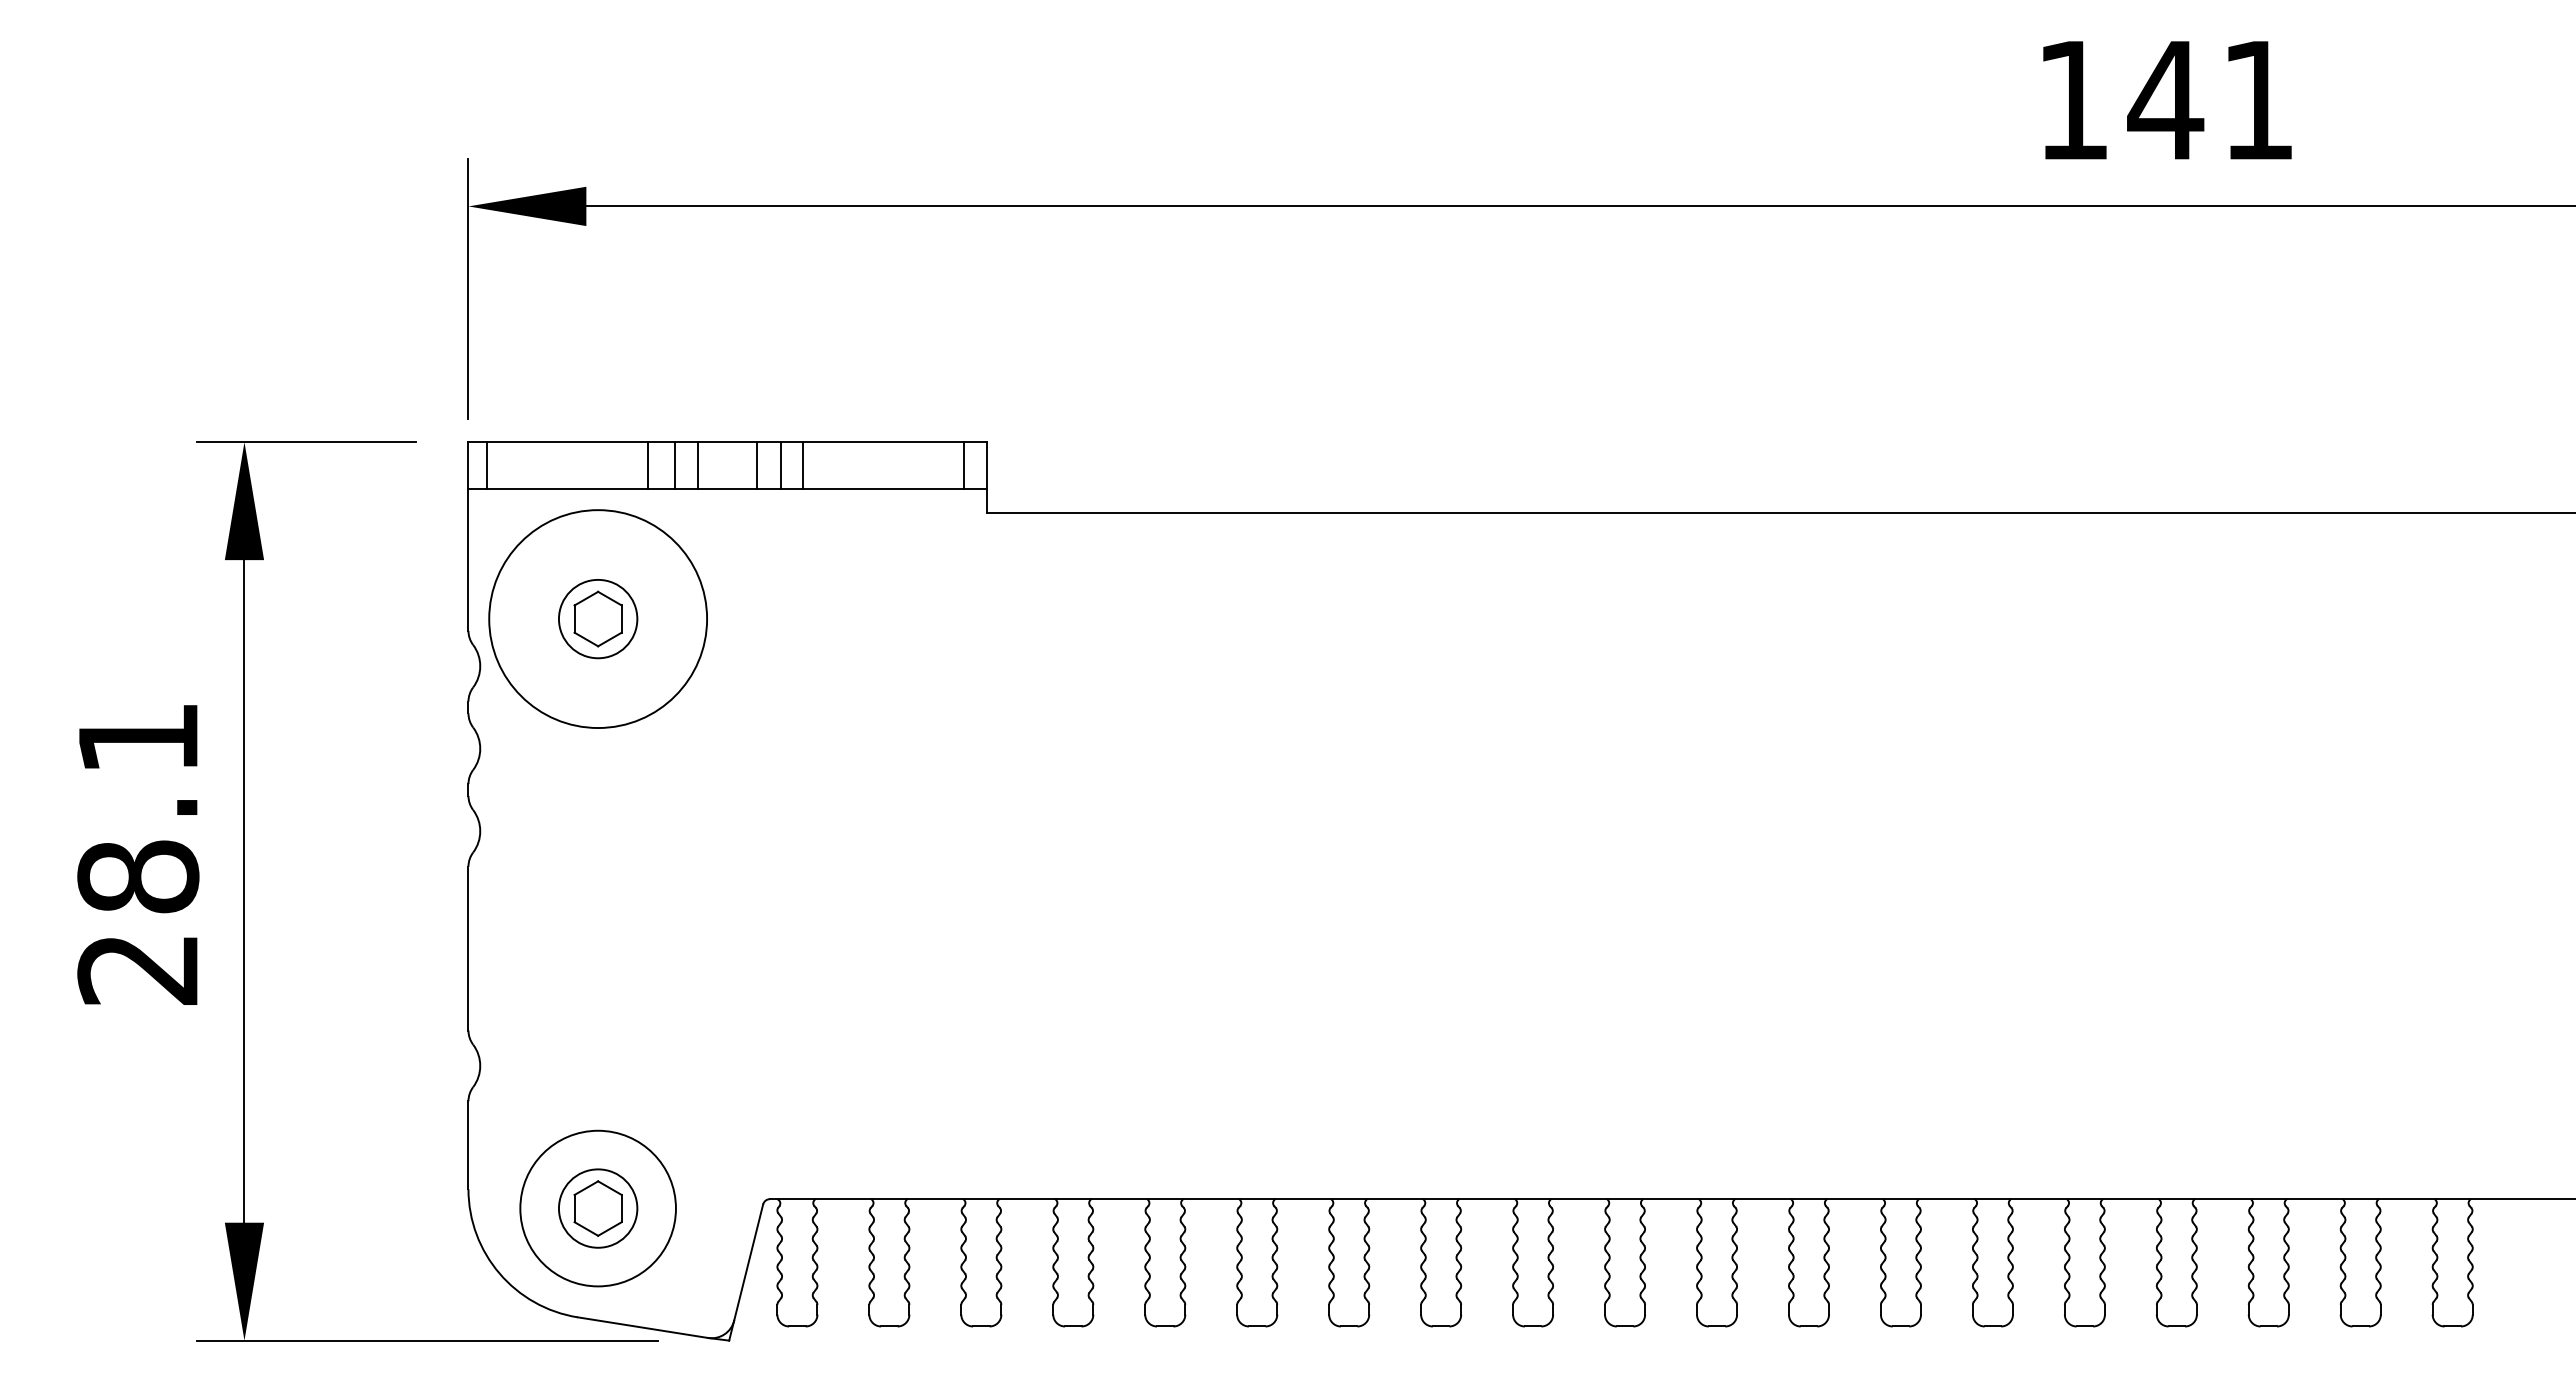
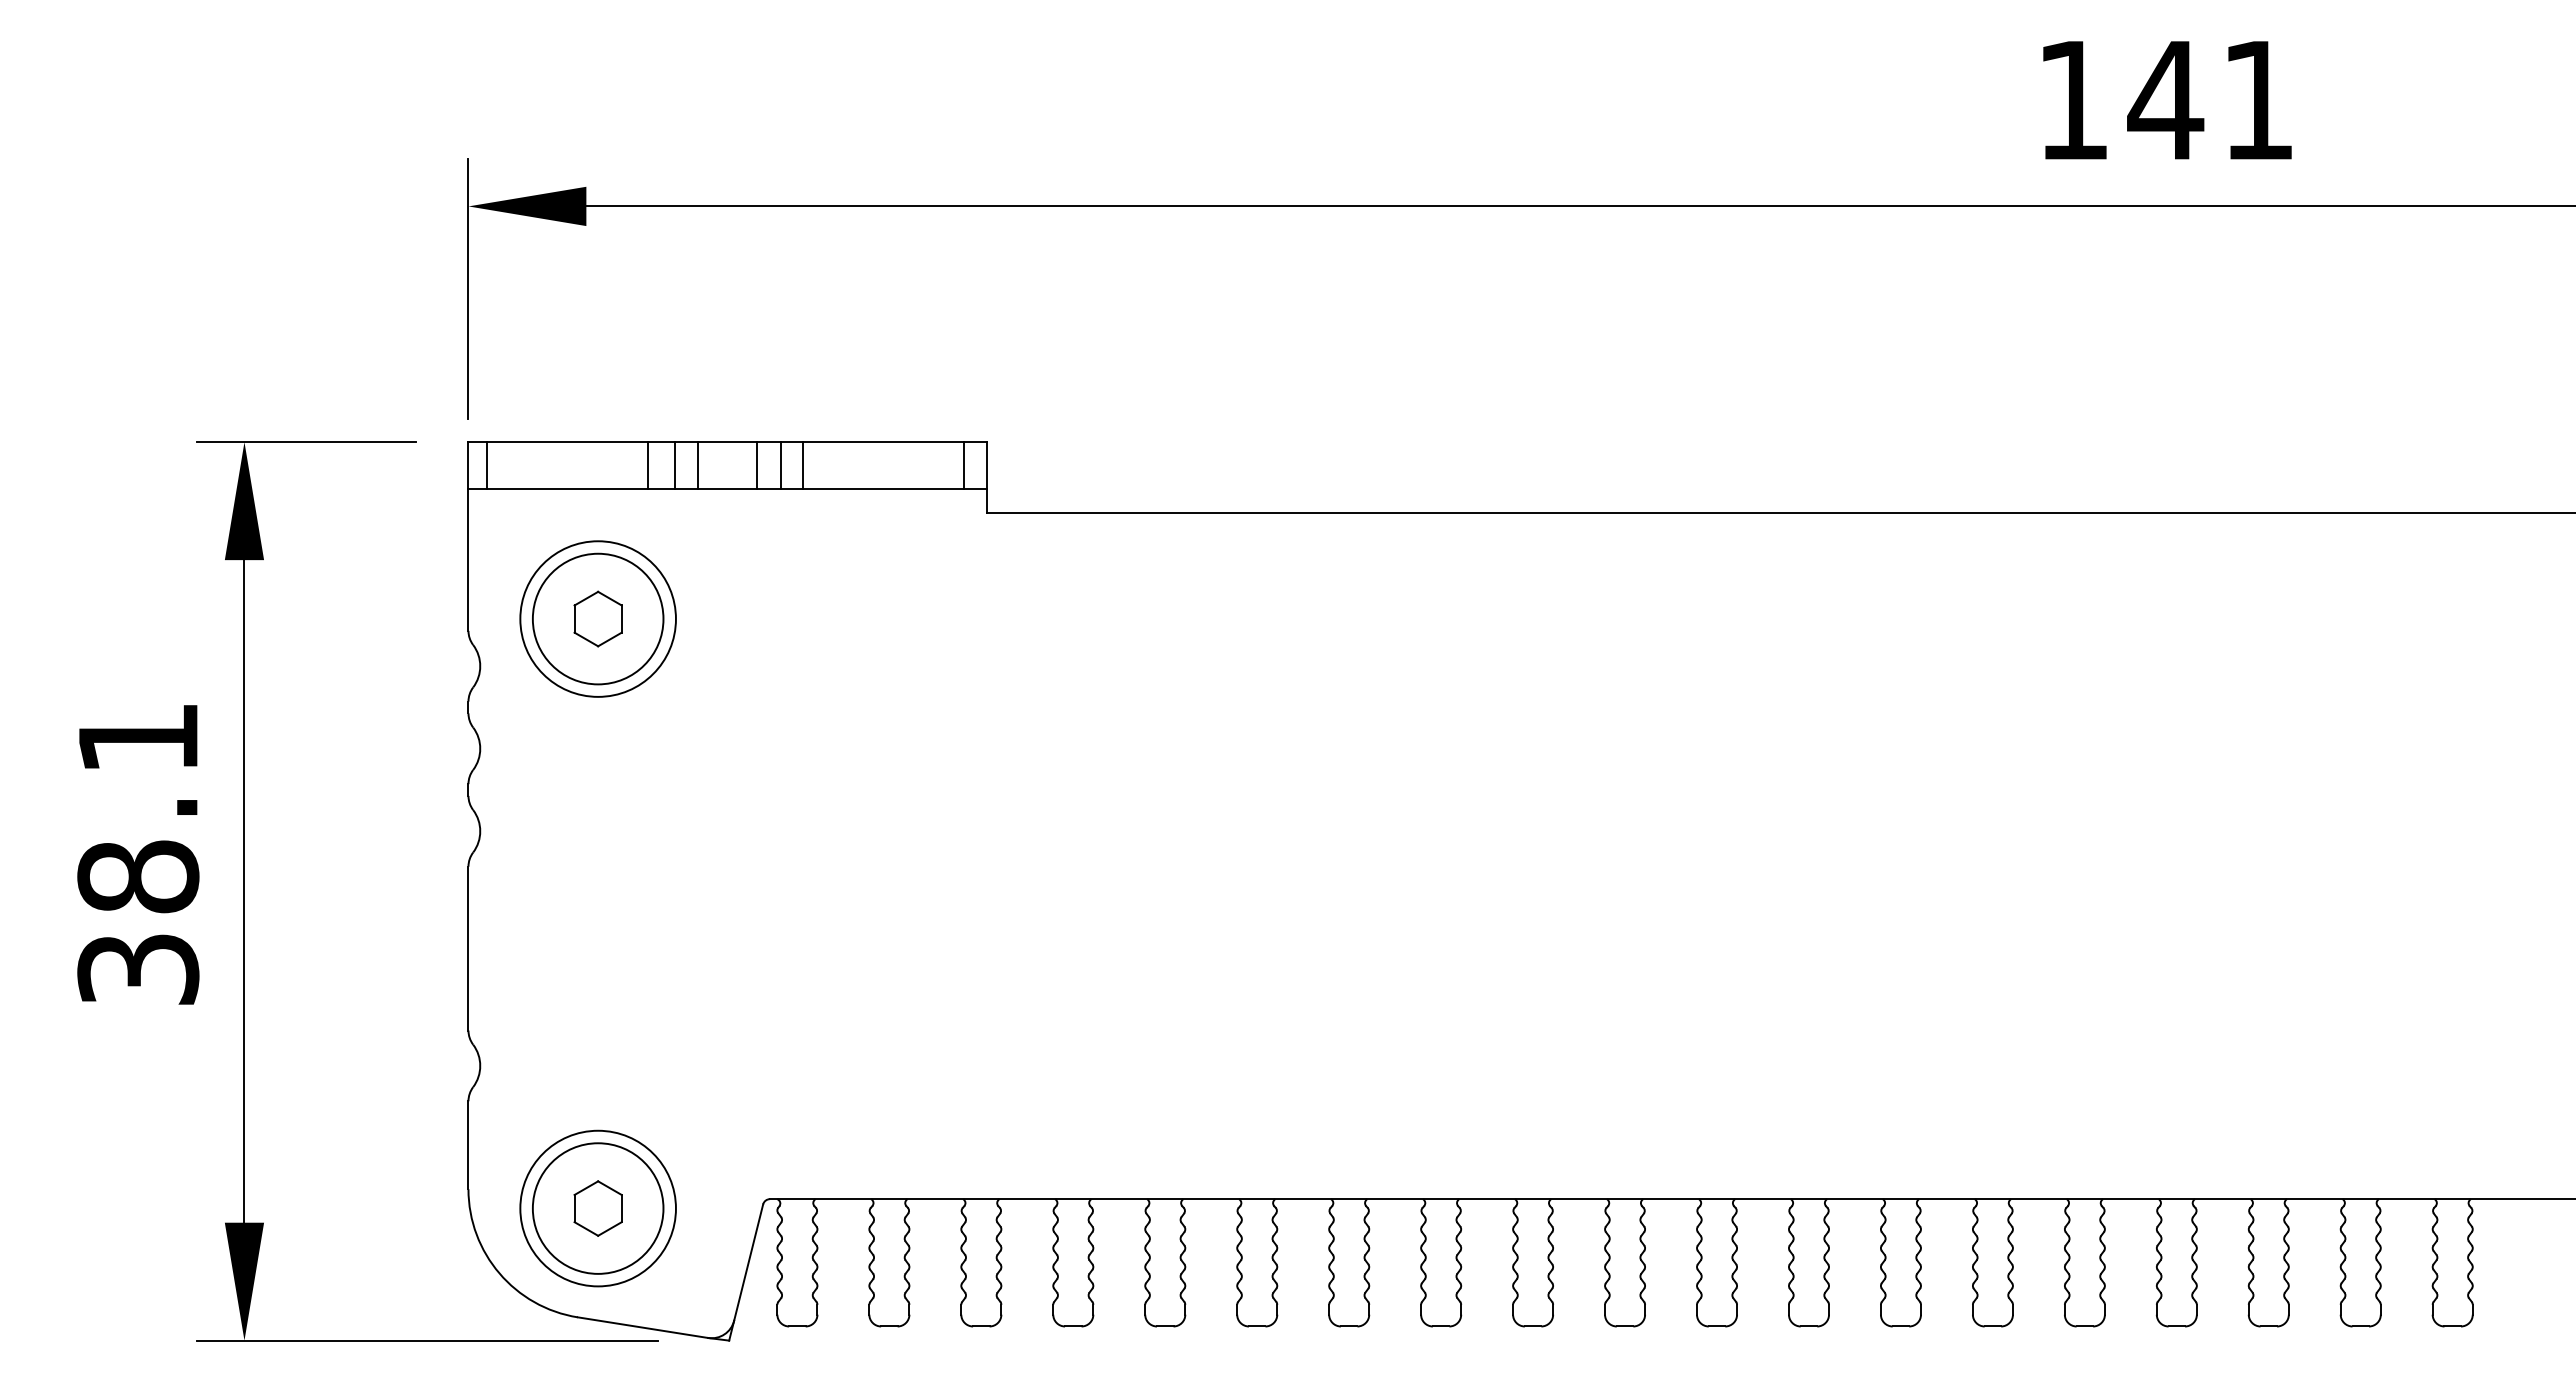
circle diameter: 78 px -> 131 px (597, 618)
circle diameter: 218 px -> 156 px (597, 618)
text: 28.1 -> 38.1 (138, 969)
circle diameter: 78 px -> 131 px (597, 1208)
